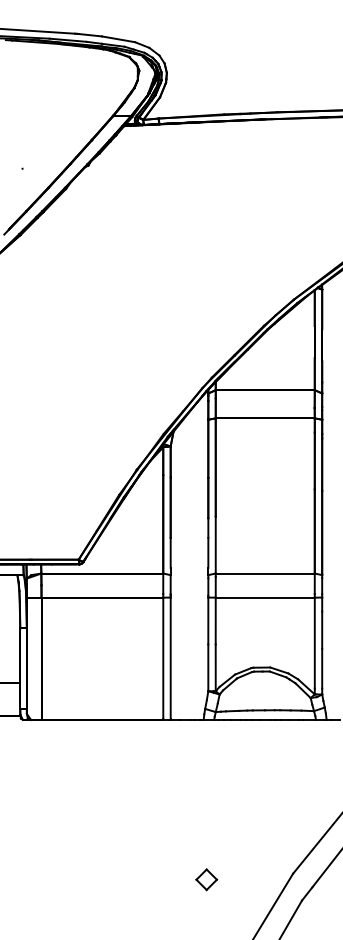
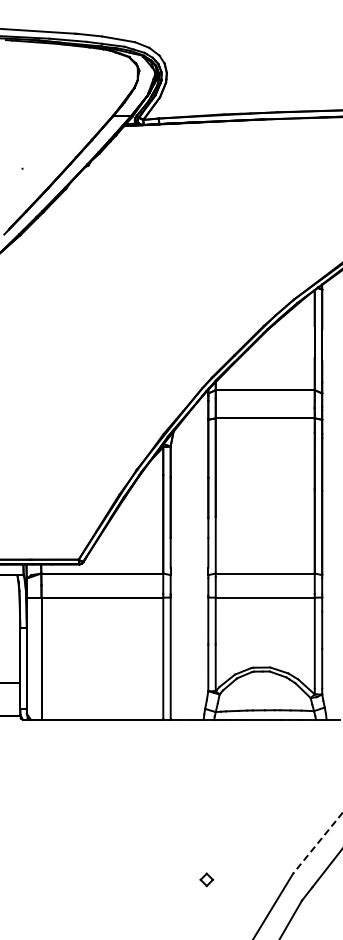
line: solid -> dashed (317, 843)
part size: 24x24 px -> 16x16 px (206, 879)
